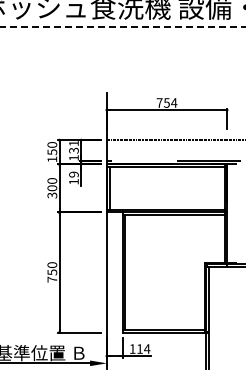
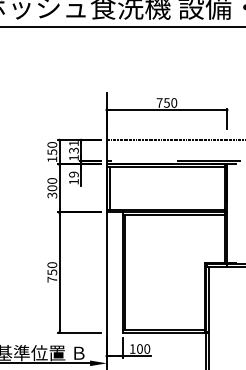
line: dashed -> solid (123, 27)
text: 754 -> 750 (174, 102)
text: 114 -> 100 (143, 348)
